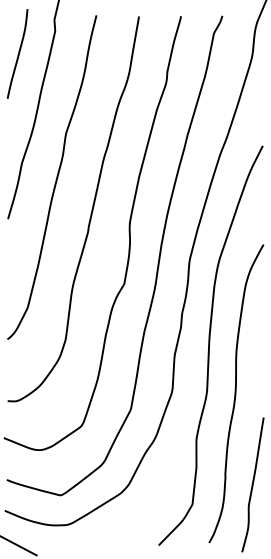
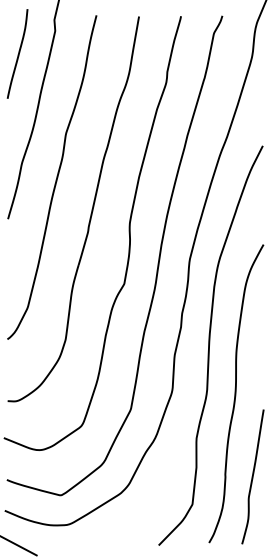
curve position: (252, 484) -> (252, 476) (252, 476)
